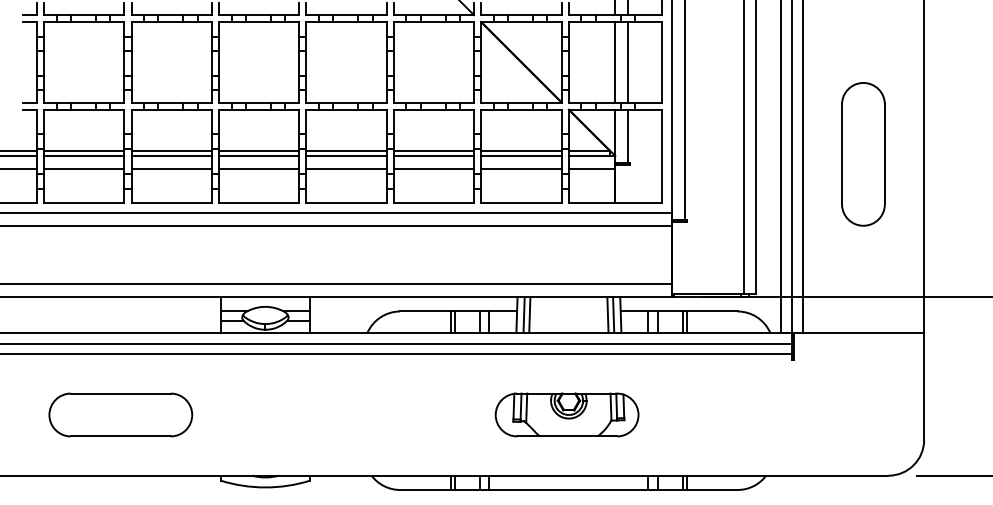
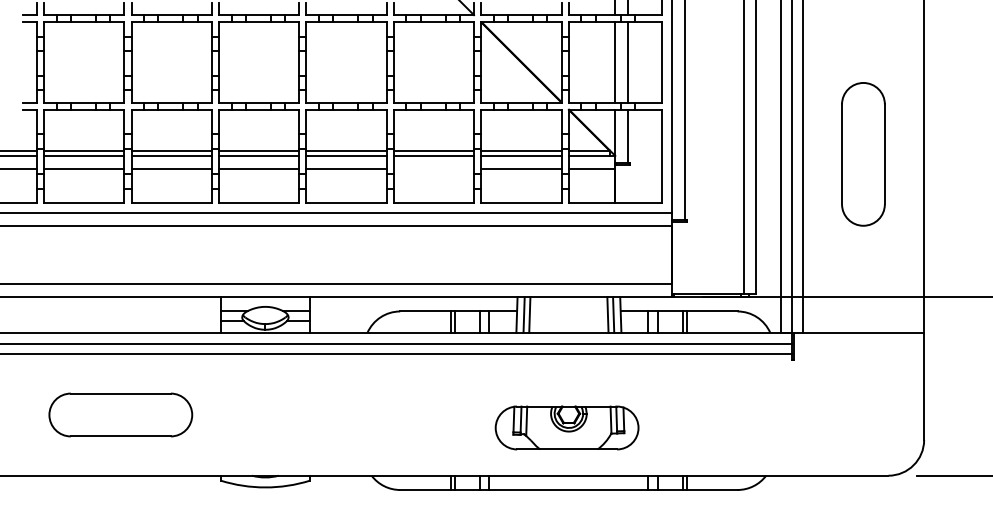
line: present -> none (433, 169)
part position: (566, 414) -> (566, 427) (566, 427)
